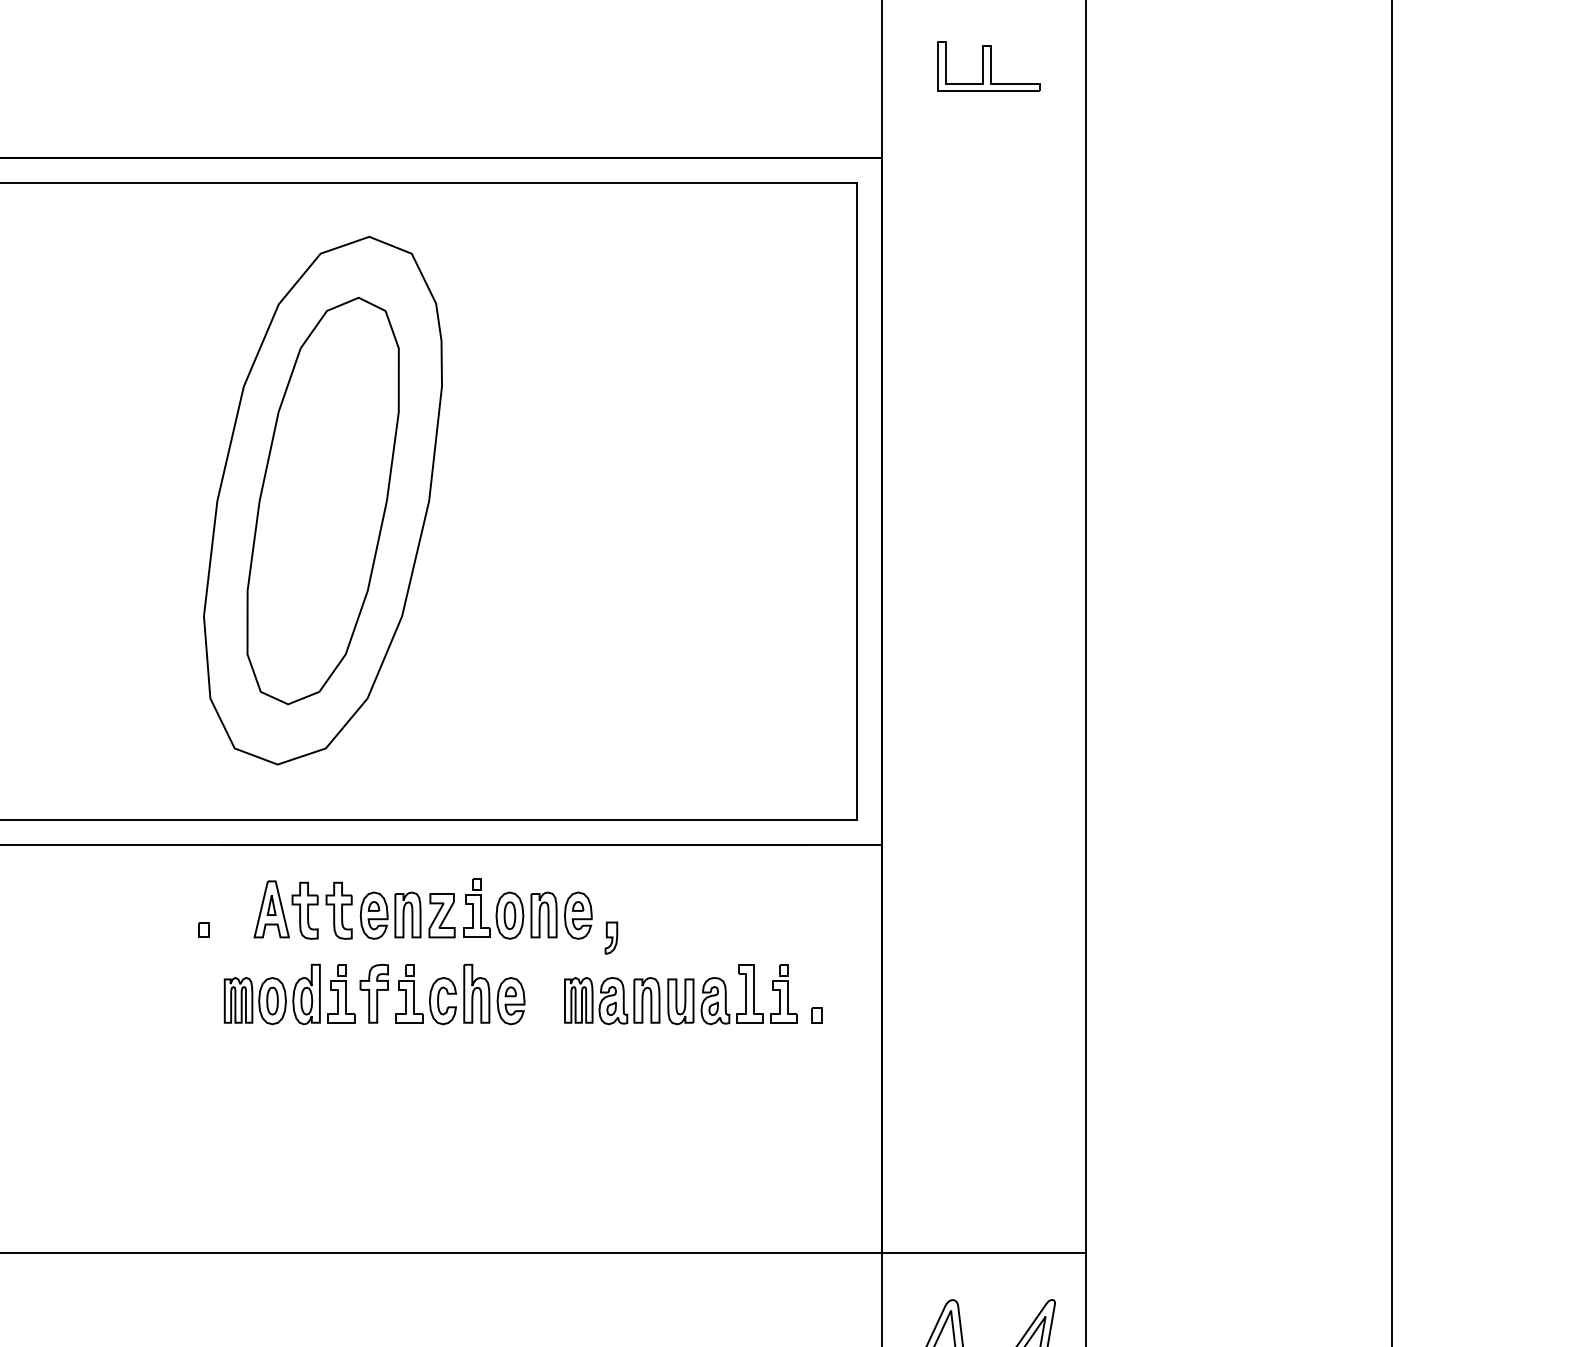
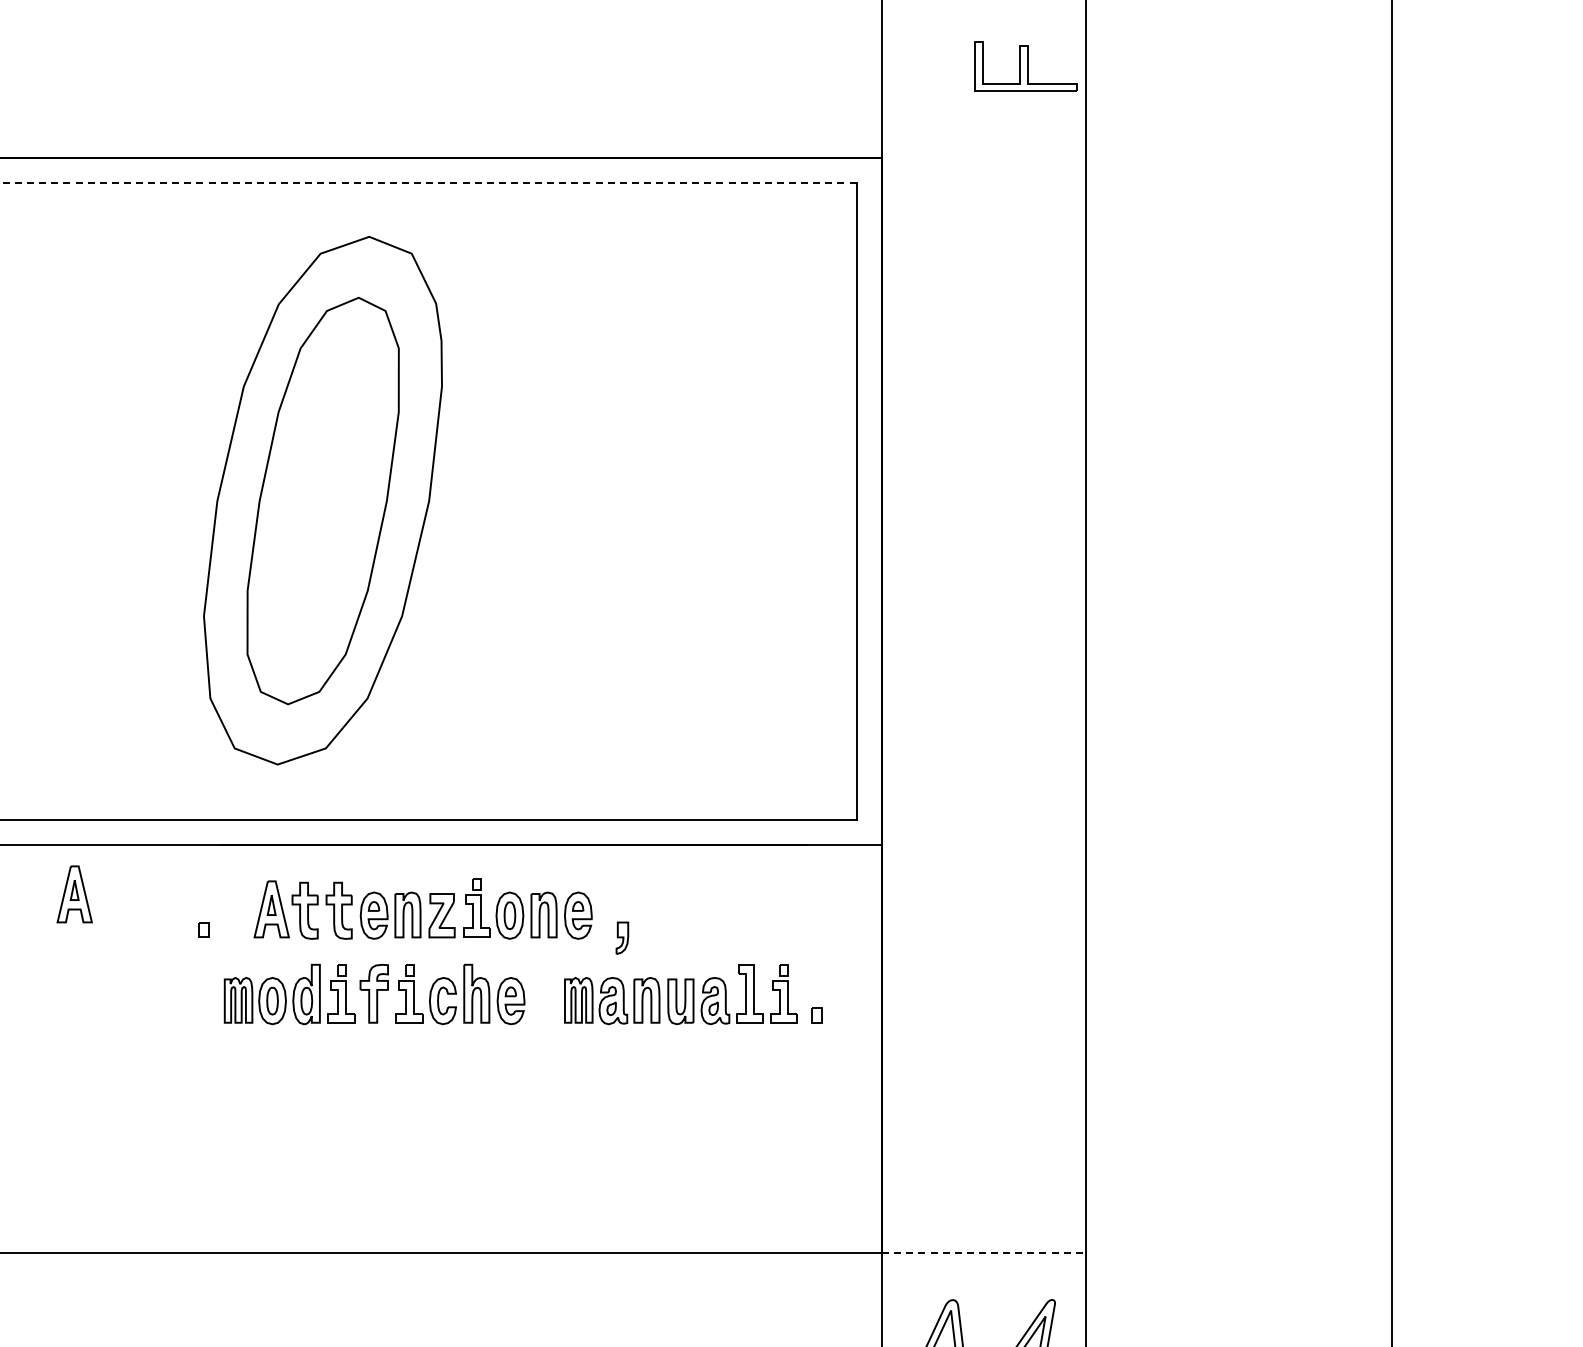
part position: (988, 66) -> (1025, 66) (1025, 66)
line: solid -> dashed (428, 183)
part: none -> present (74, 894)
part position: (611, 937) -> (622, 937) (622, 937)
line: solid -> dashed (984, 1252)
